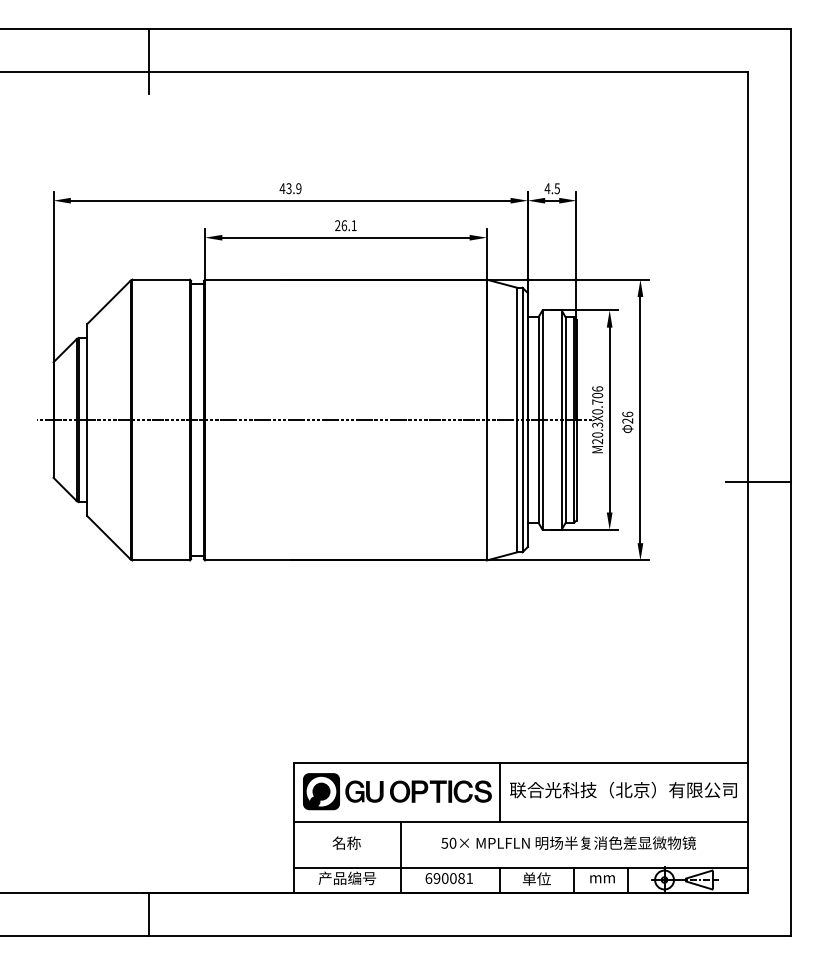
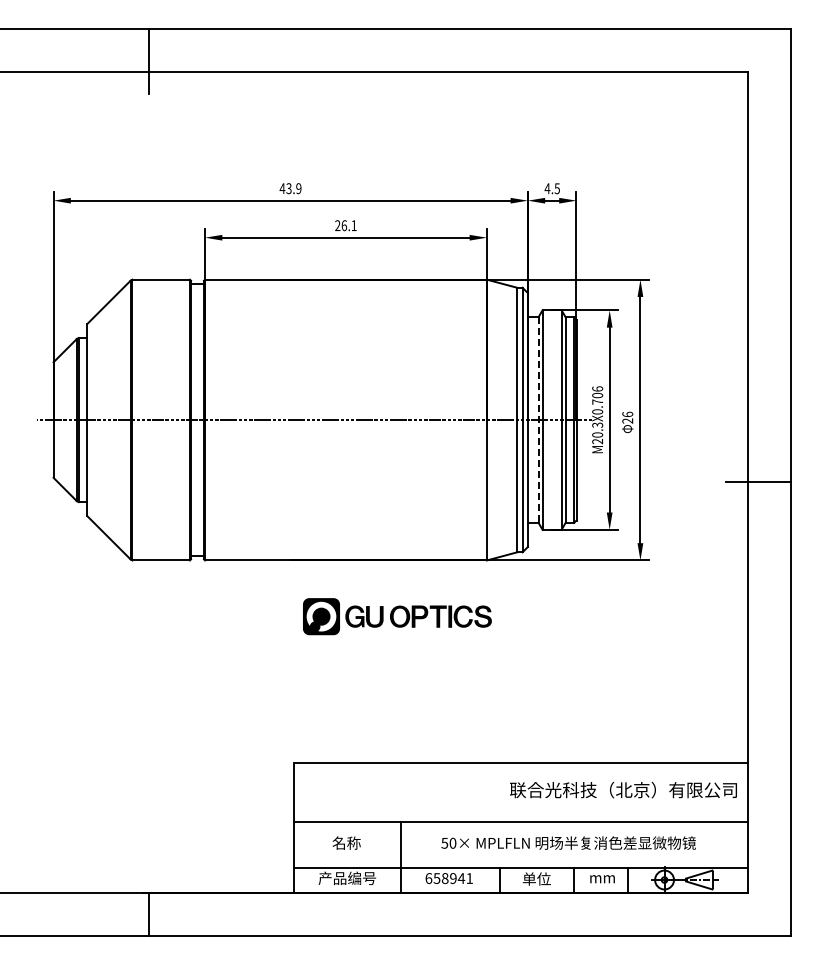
line: solid -> dashed (538, 420)
part position: (397, 791) -> (397, 616) (397, 616)
line: present -> none (499, 792)
text: 690081 -> 658941 (449, 878)
